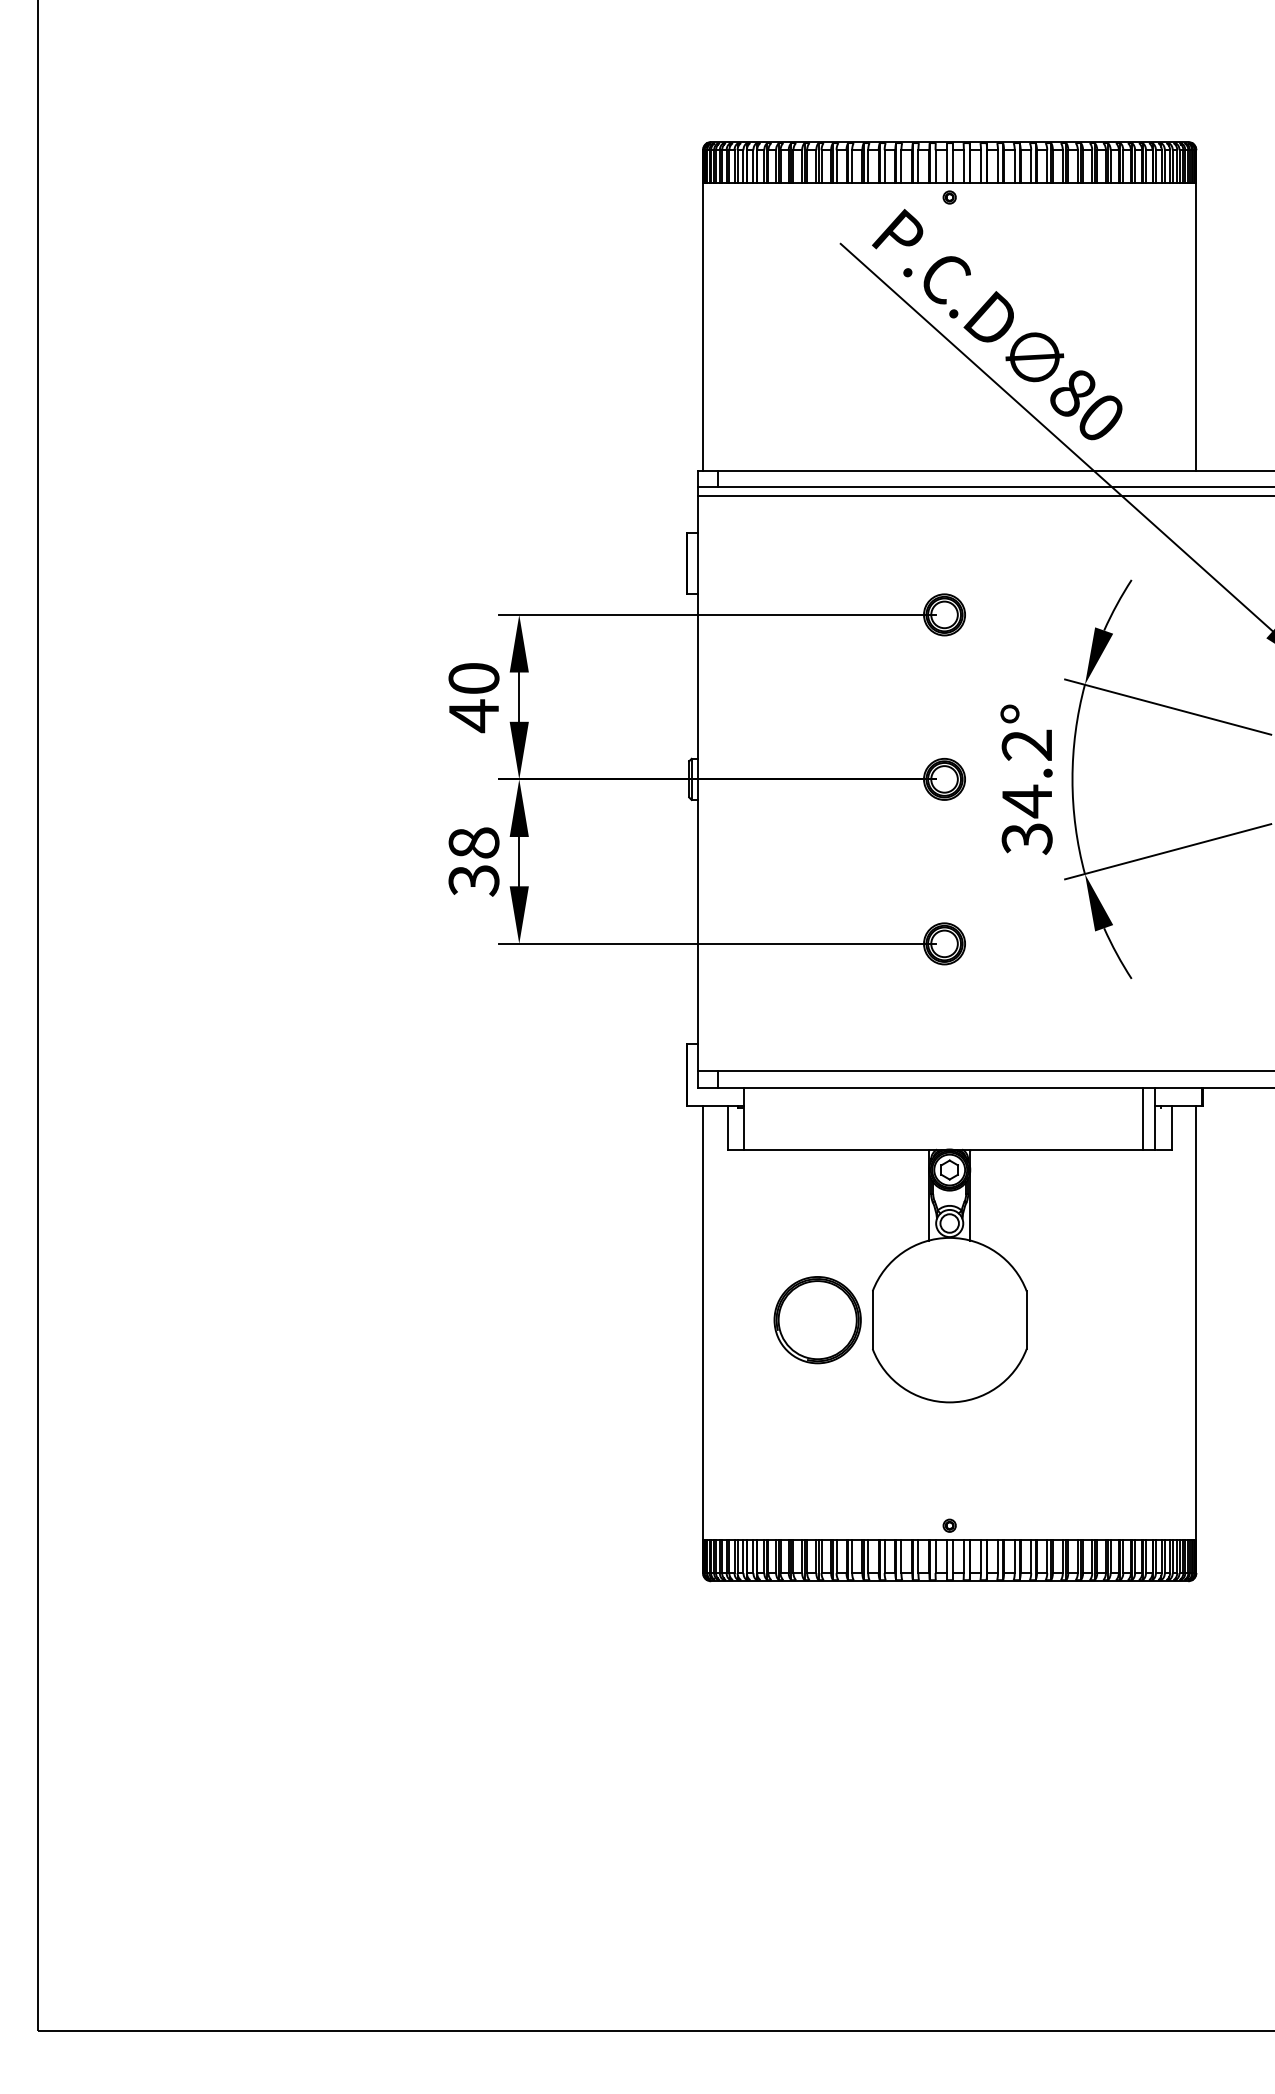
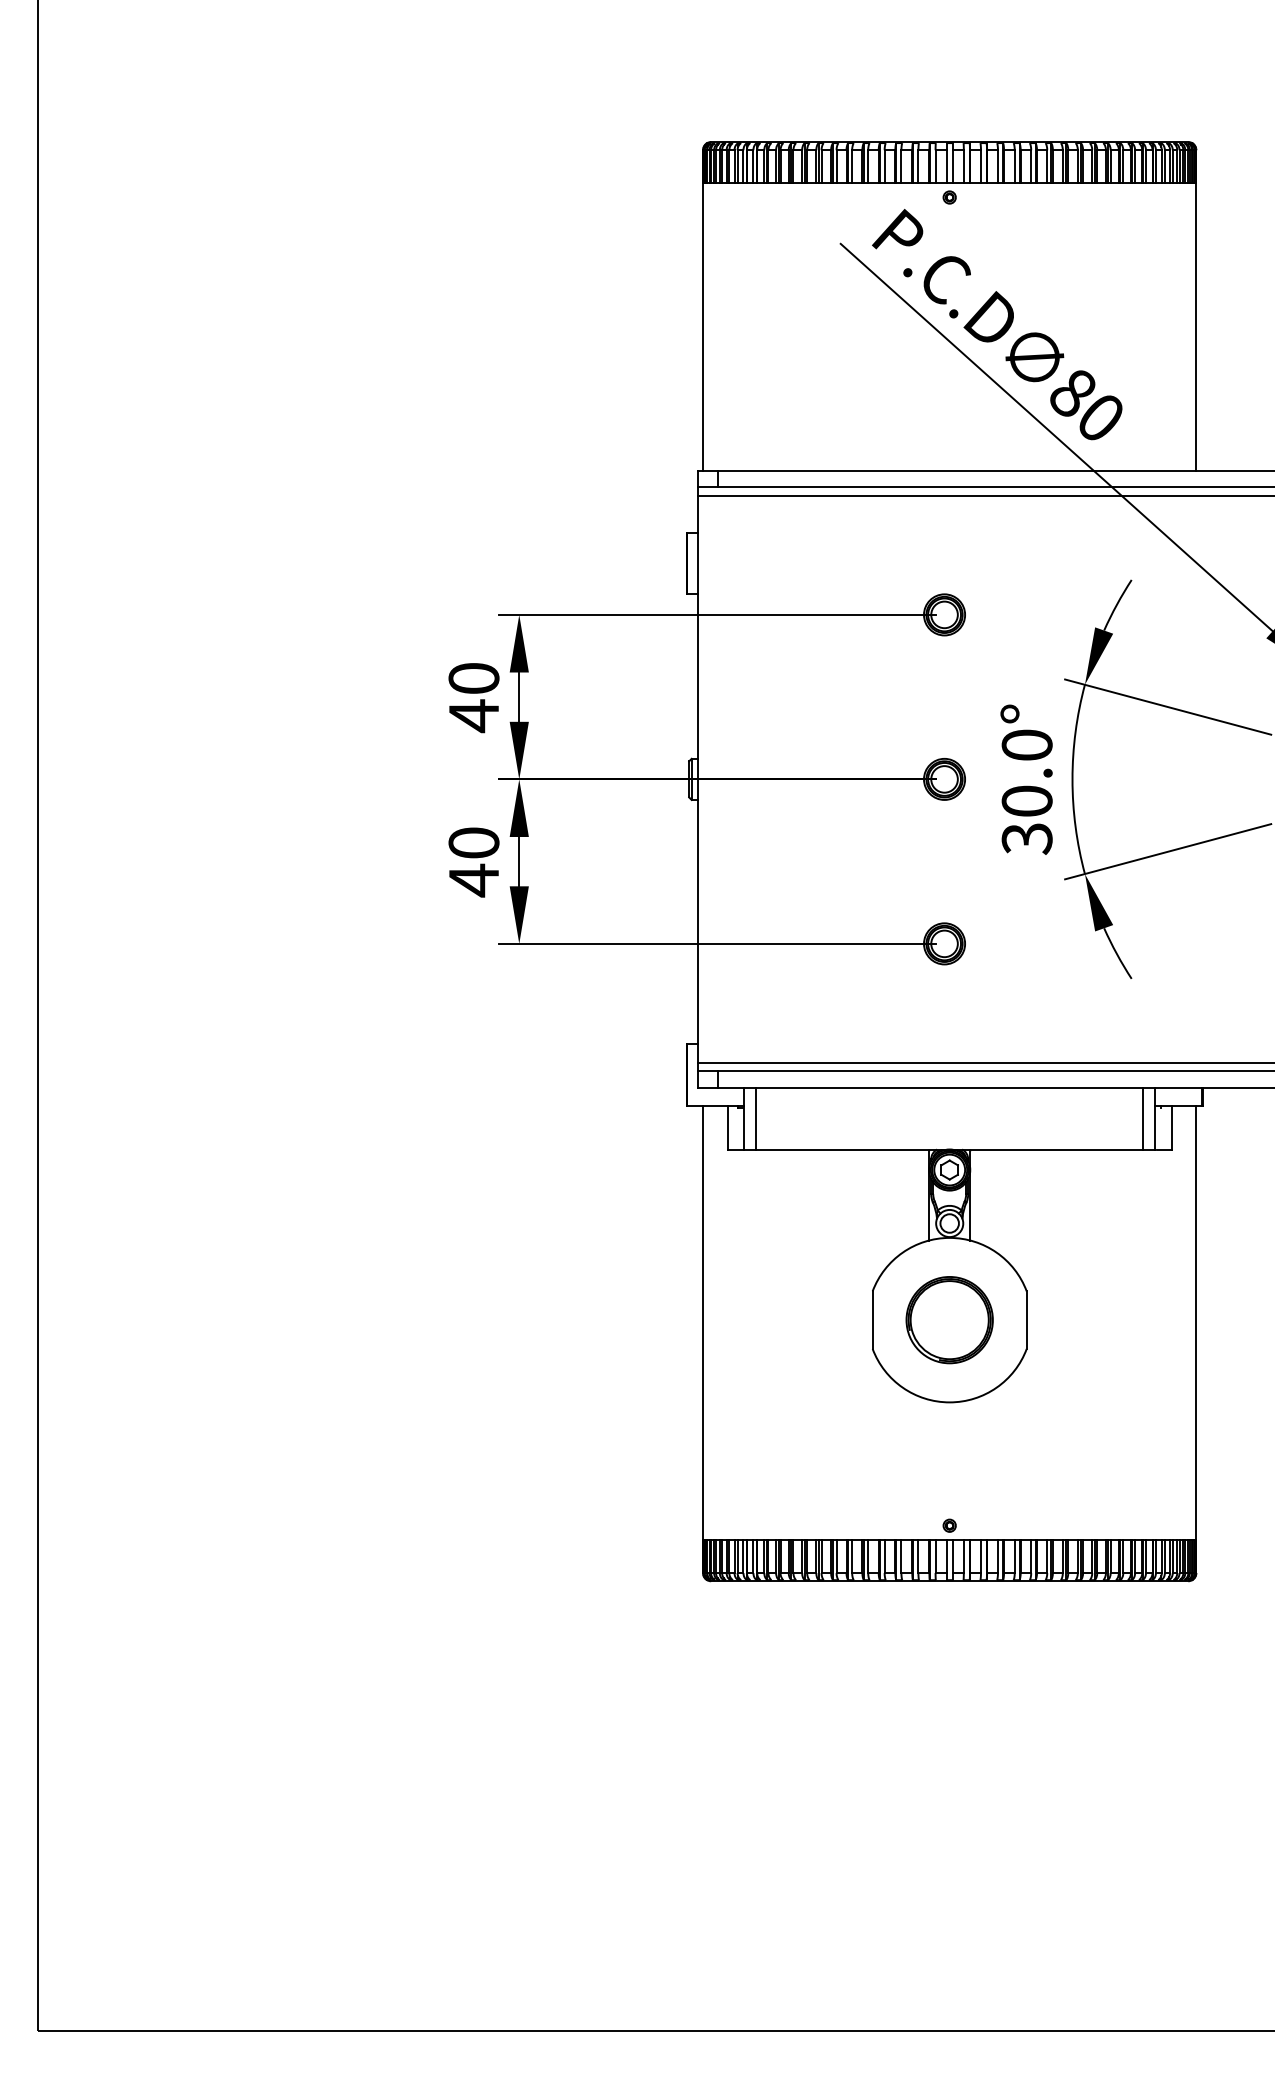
text: 34.2° -> 30.0° (1026, 773)
text: 38 -> 40 (473, 862)
line: none -> present (984, 1063)
line: none -> present (756, 1118)
part position: (817, 1320) -> (949, 1320) (949, 1320)
